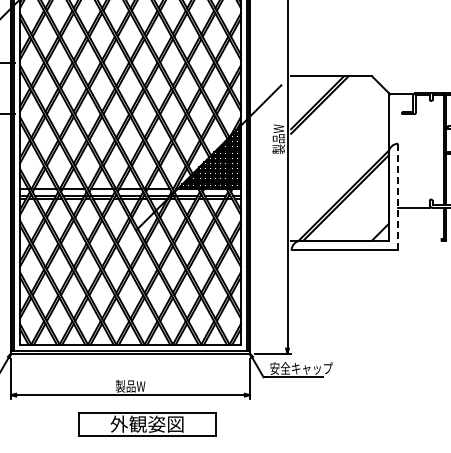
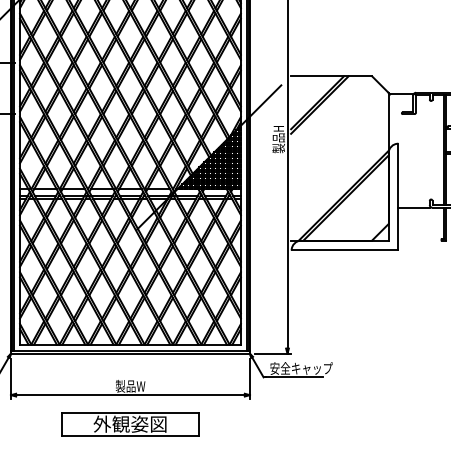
text: 製品W -> 製品H (278, 138)
line: dashed -> solid (398, 196)
part position: (147, 424) -> (130, 424) (130, 424)
